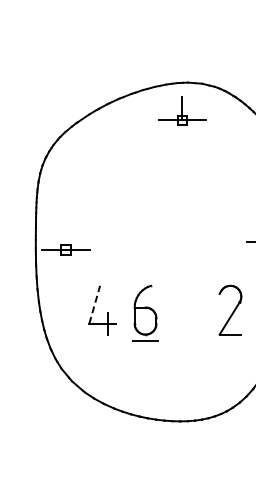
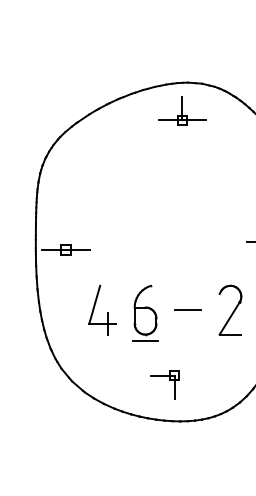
line: dashed -> solid (94, 304)
line: none -> present (187, 310)
part: none -> present (169, 380)
